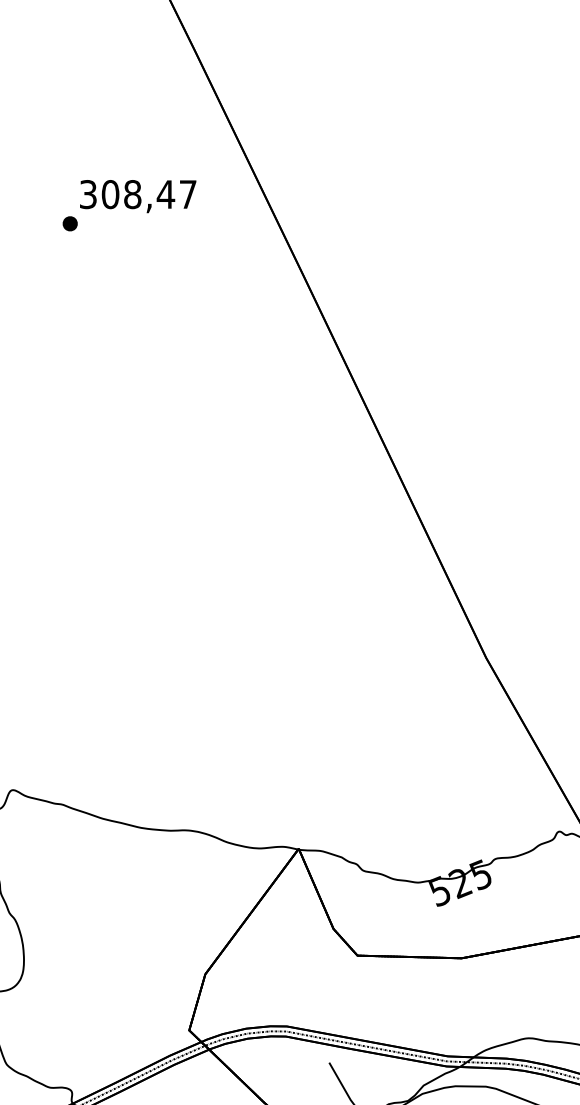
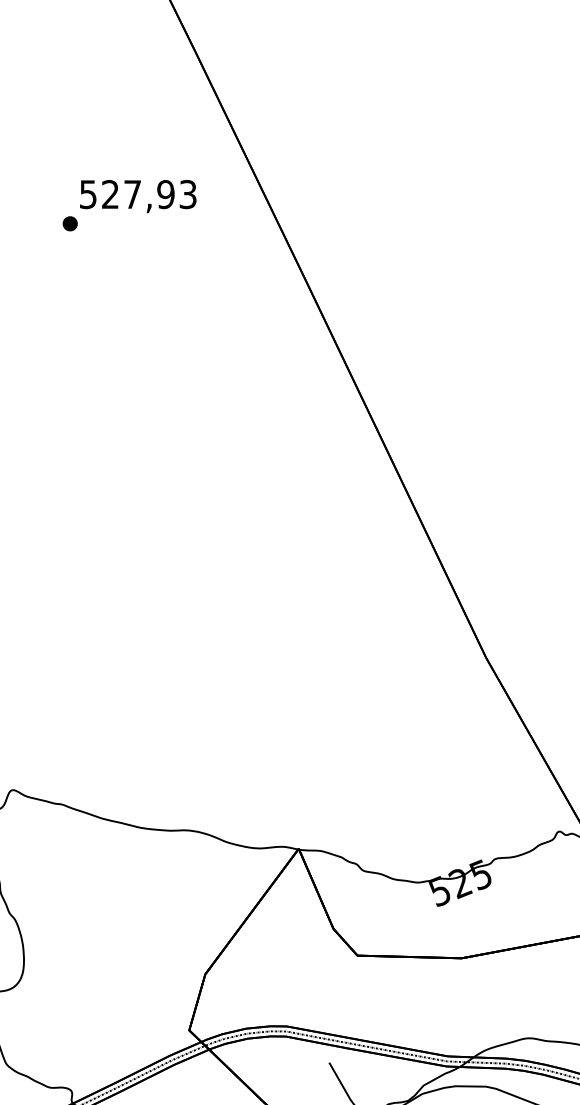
text: 308,47 -> 527,93 (138, 194)
